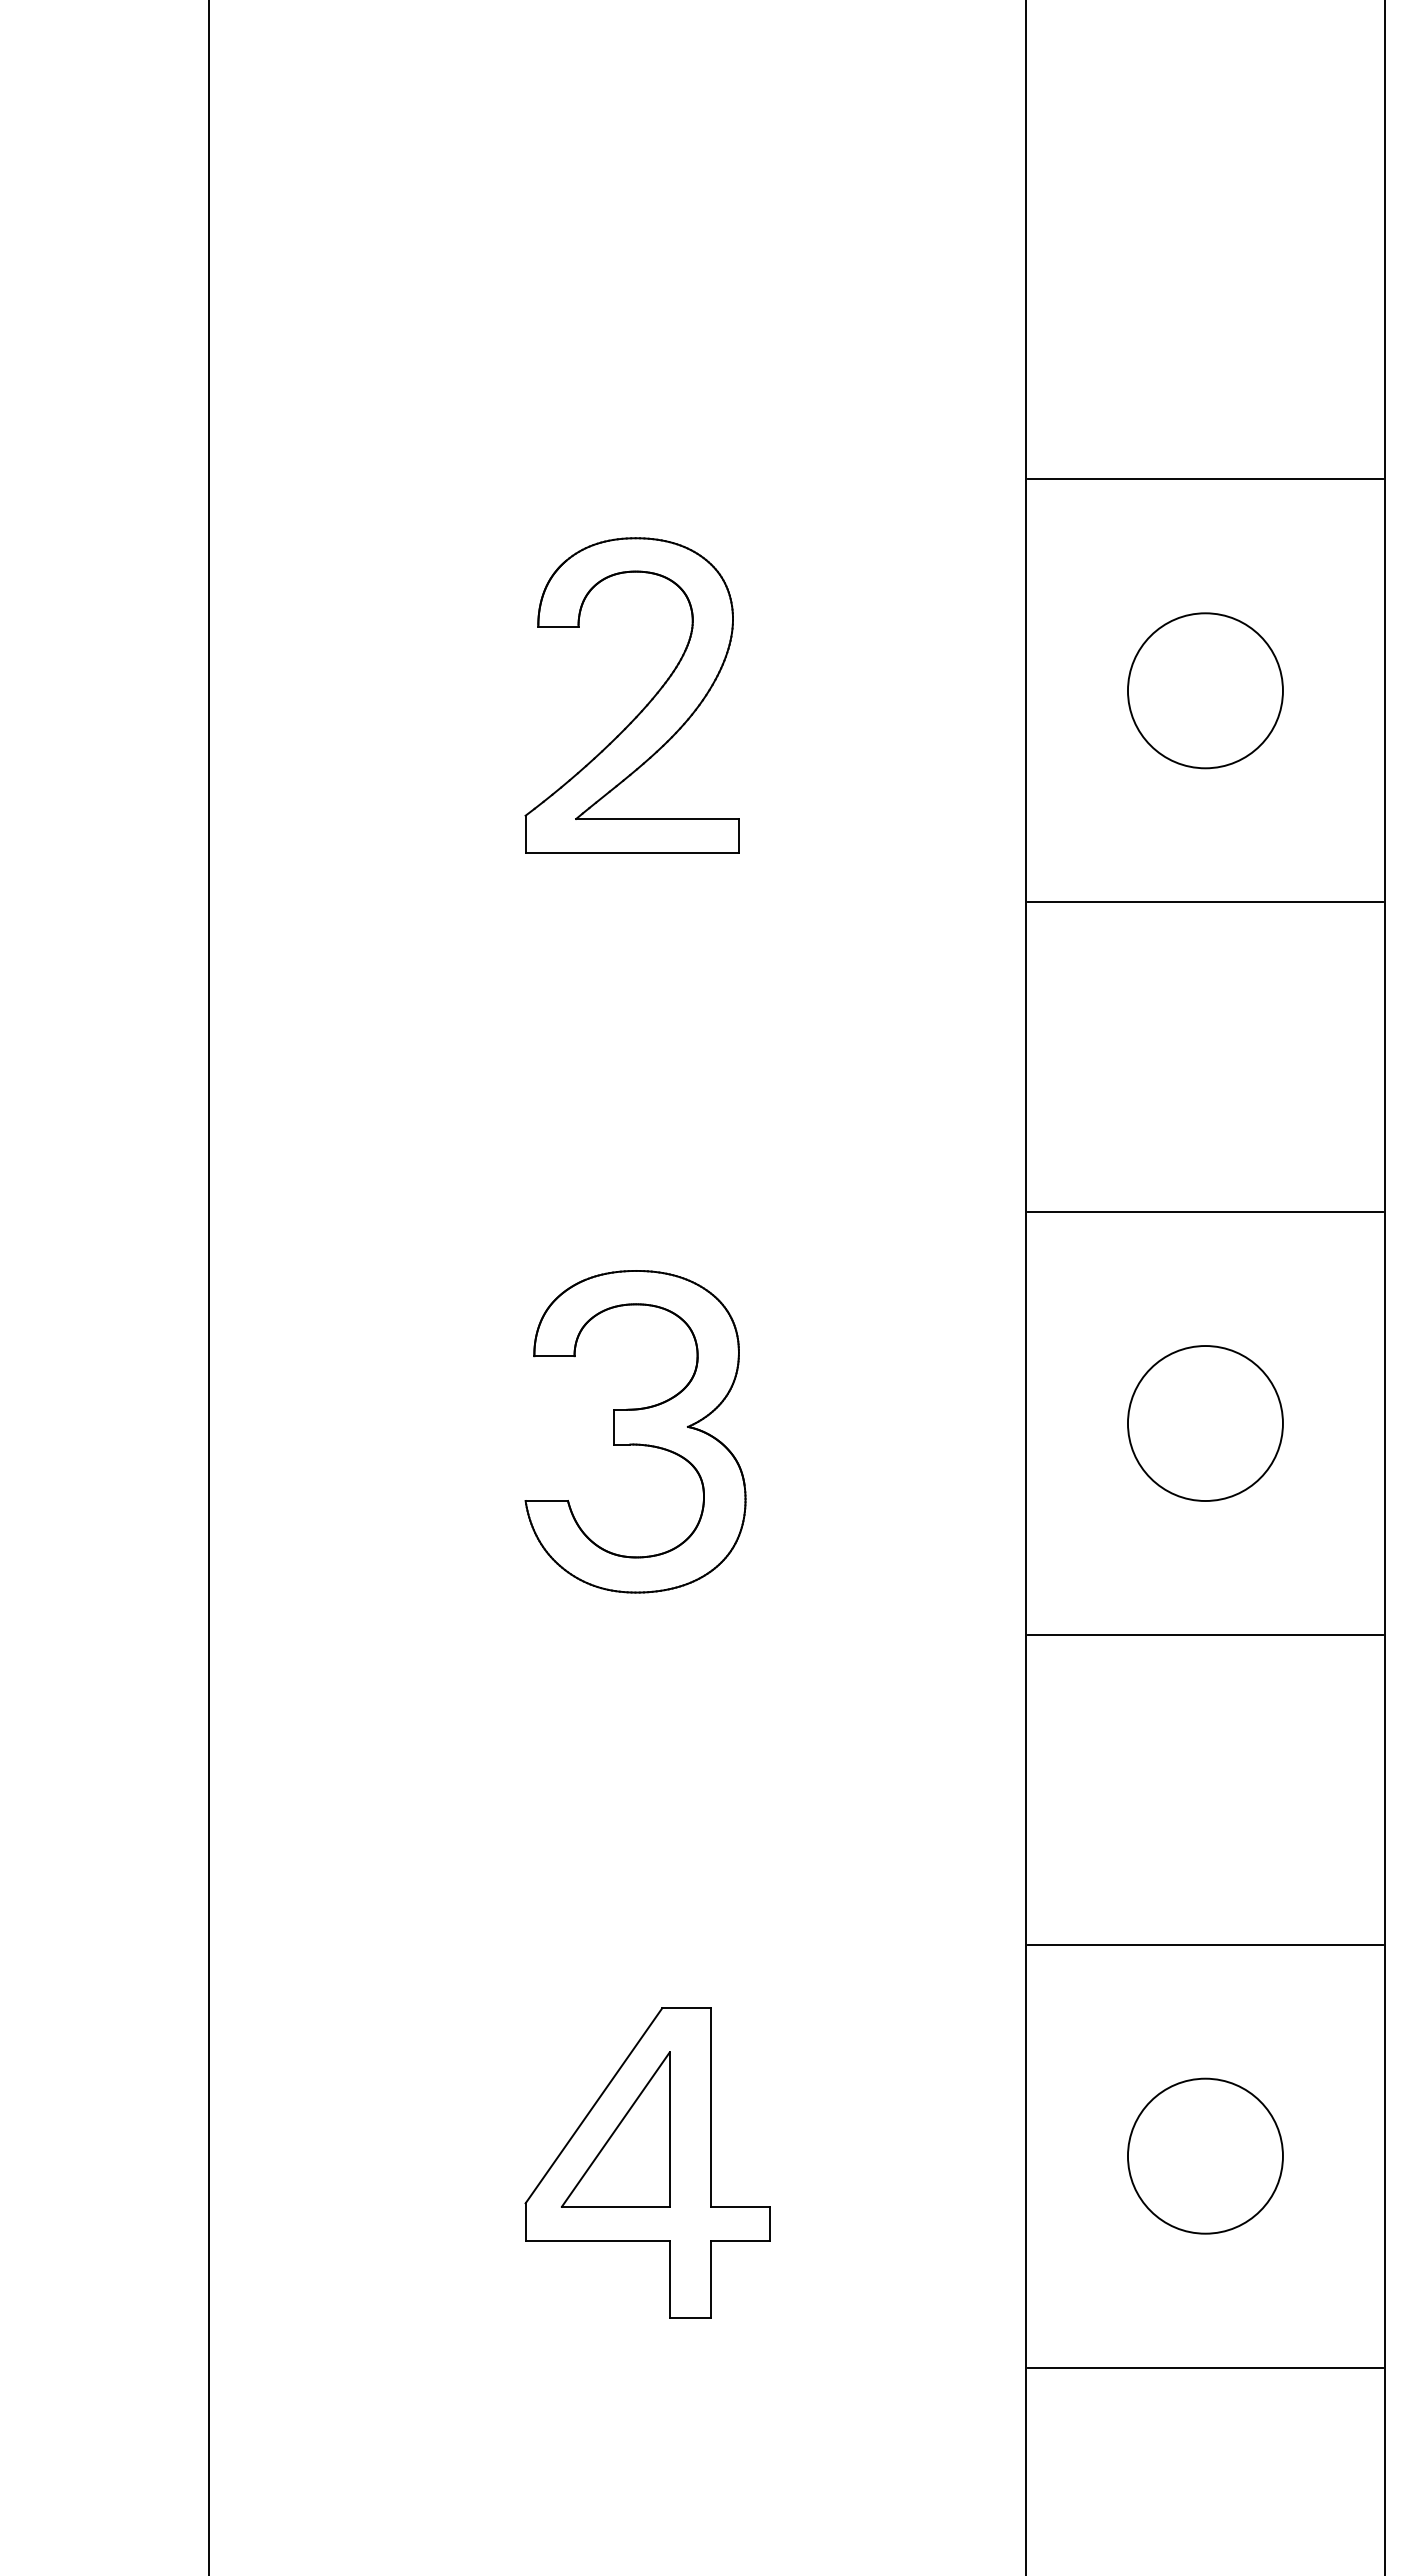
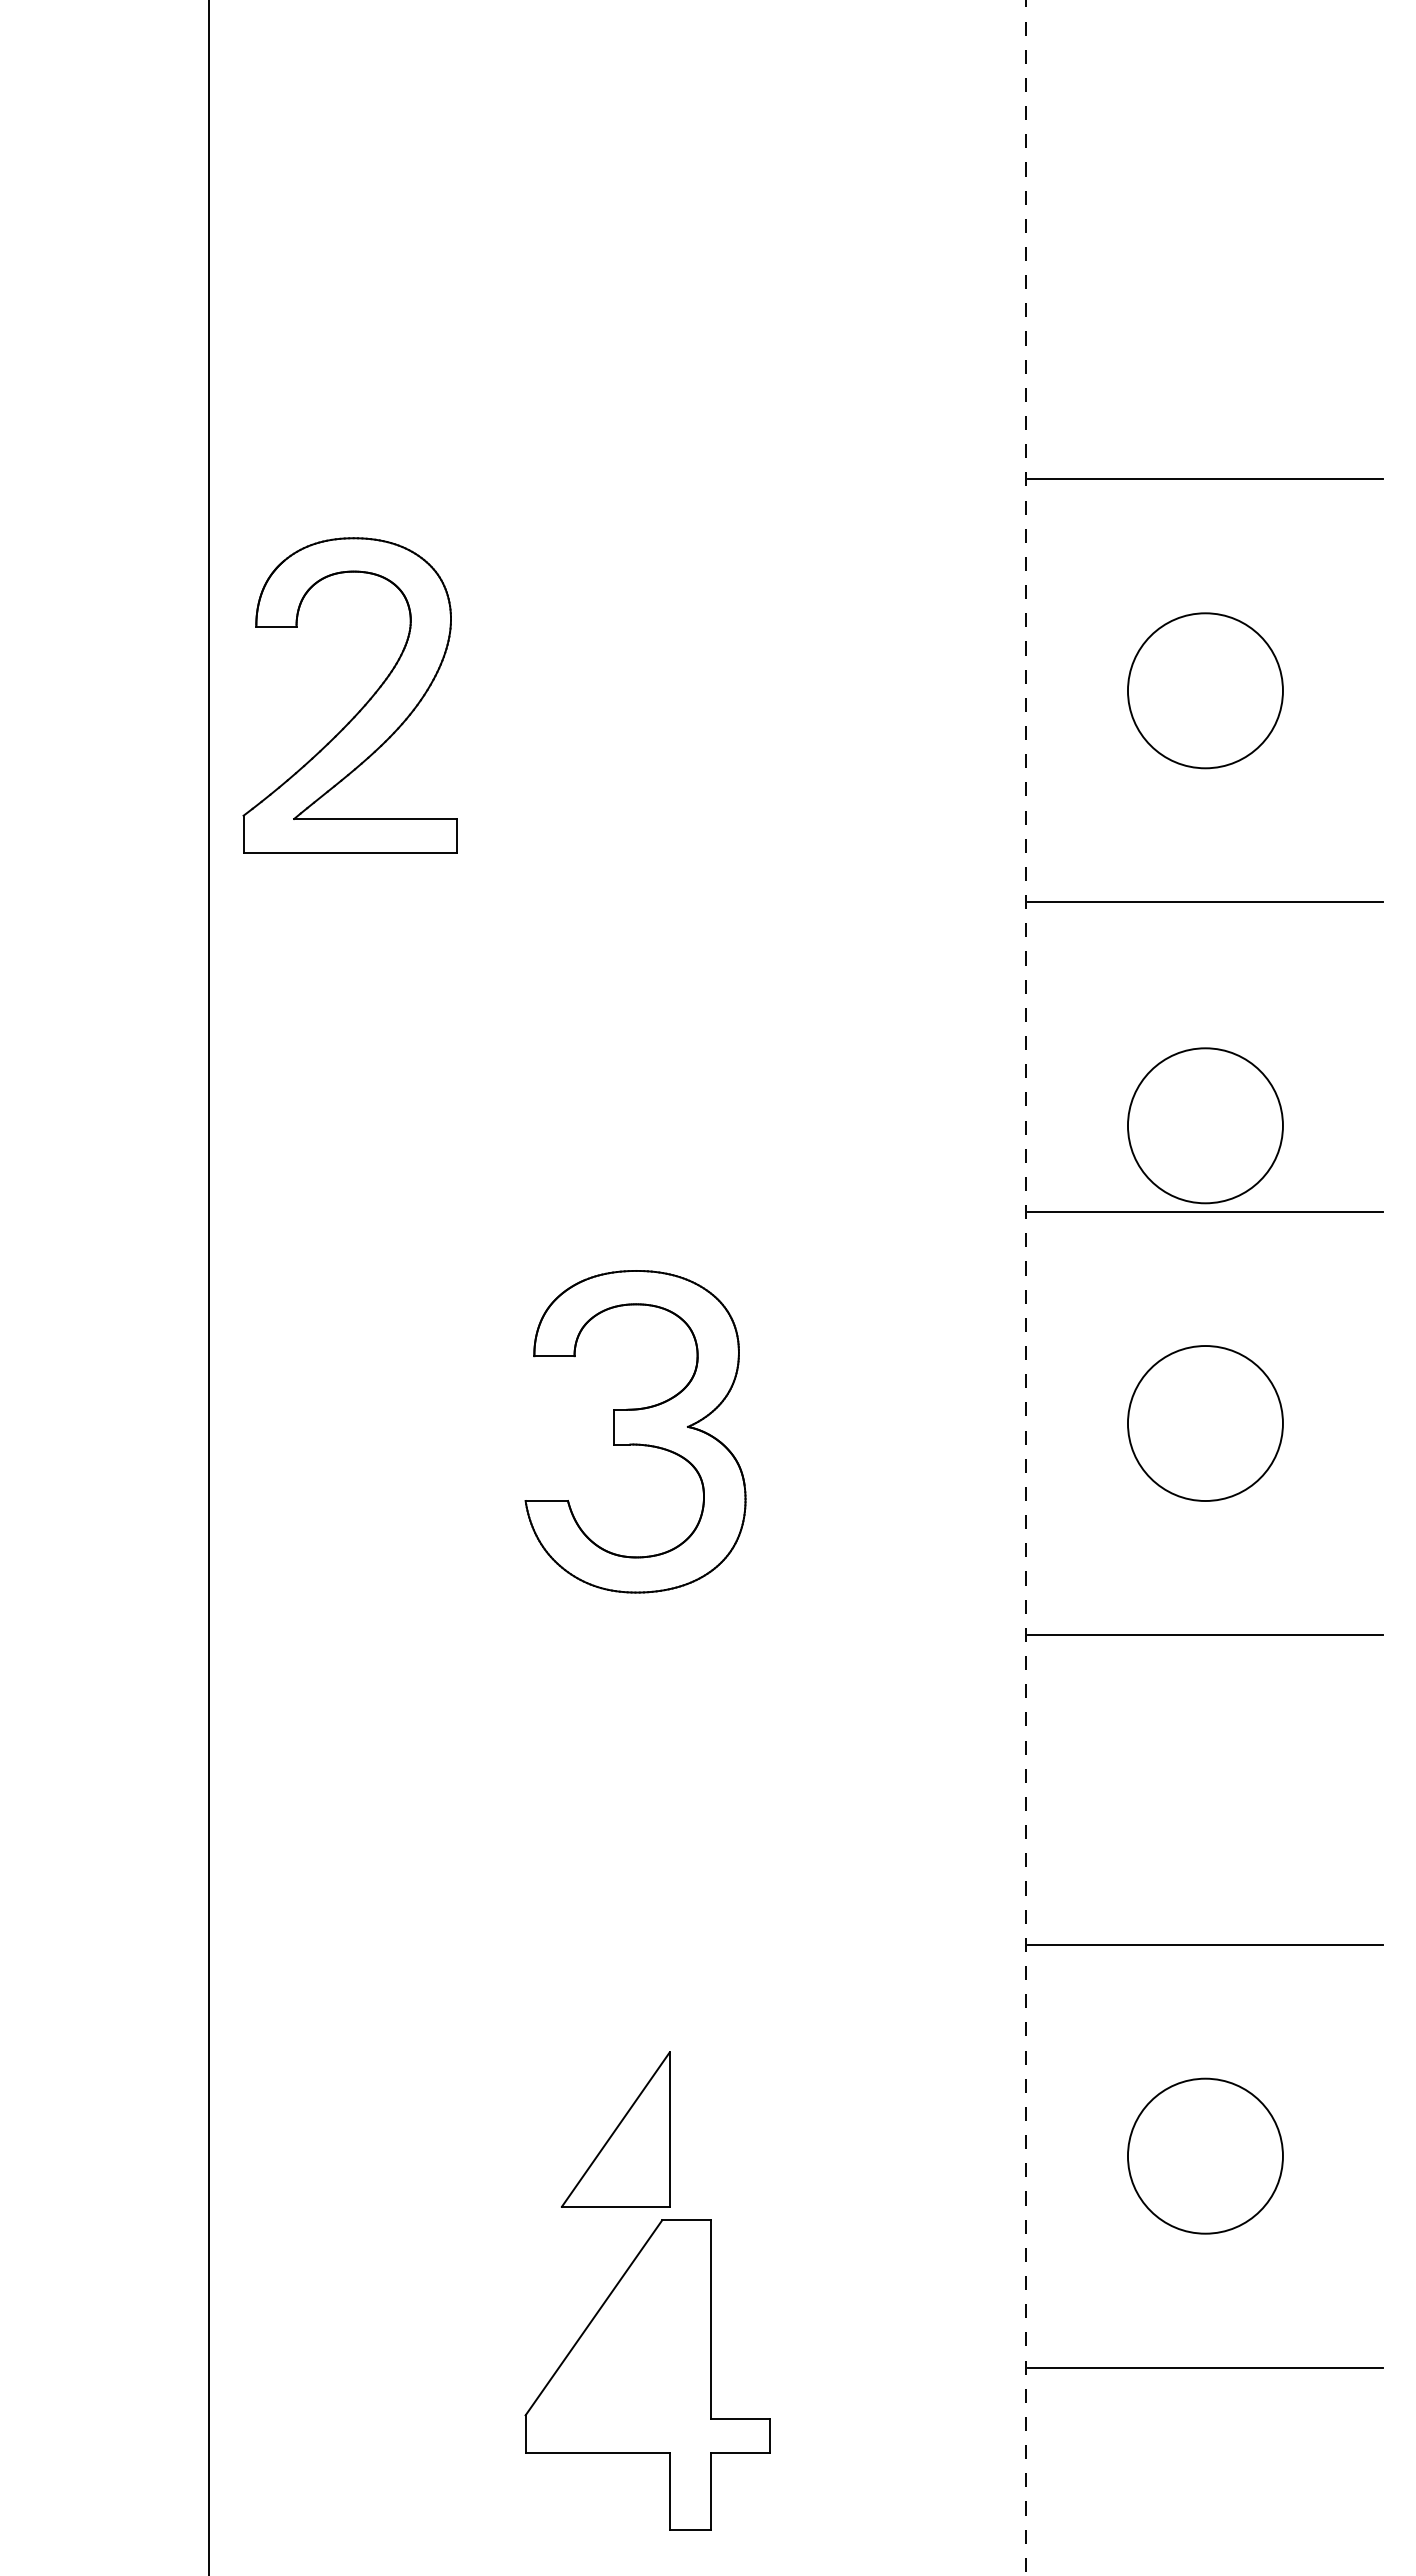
part position: (643, 707) -> (361, 707) (361, 707)
circle: none -> present (1205, 1125)
line: present -> none (1385, 1287)
line: solid -> dashed (1025, 1288)
part position: (647, 2162) -> (647, 2374) (647, 2374)
